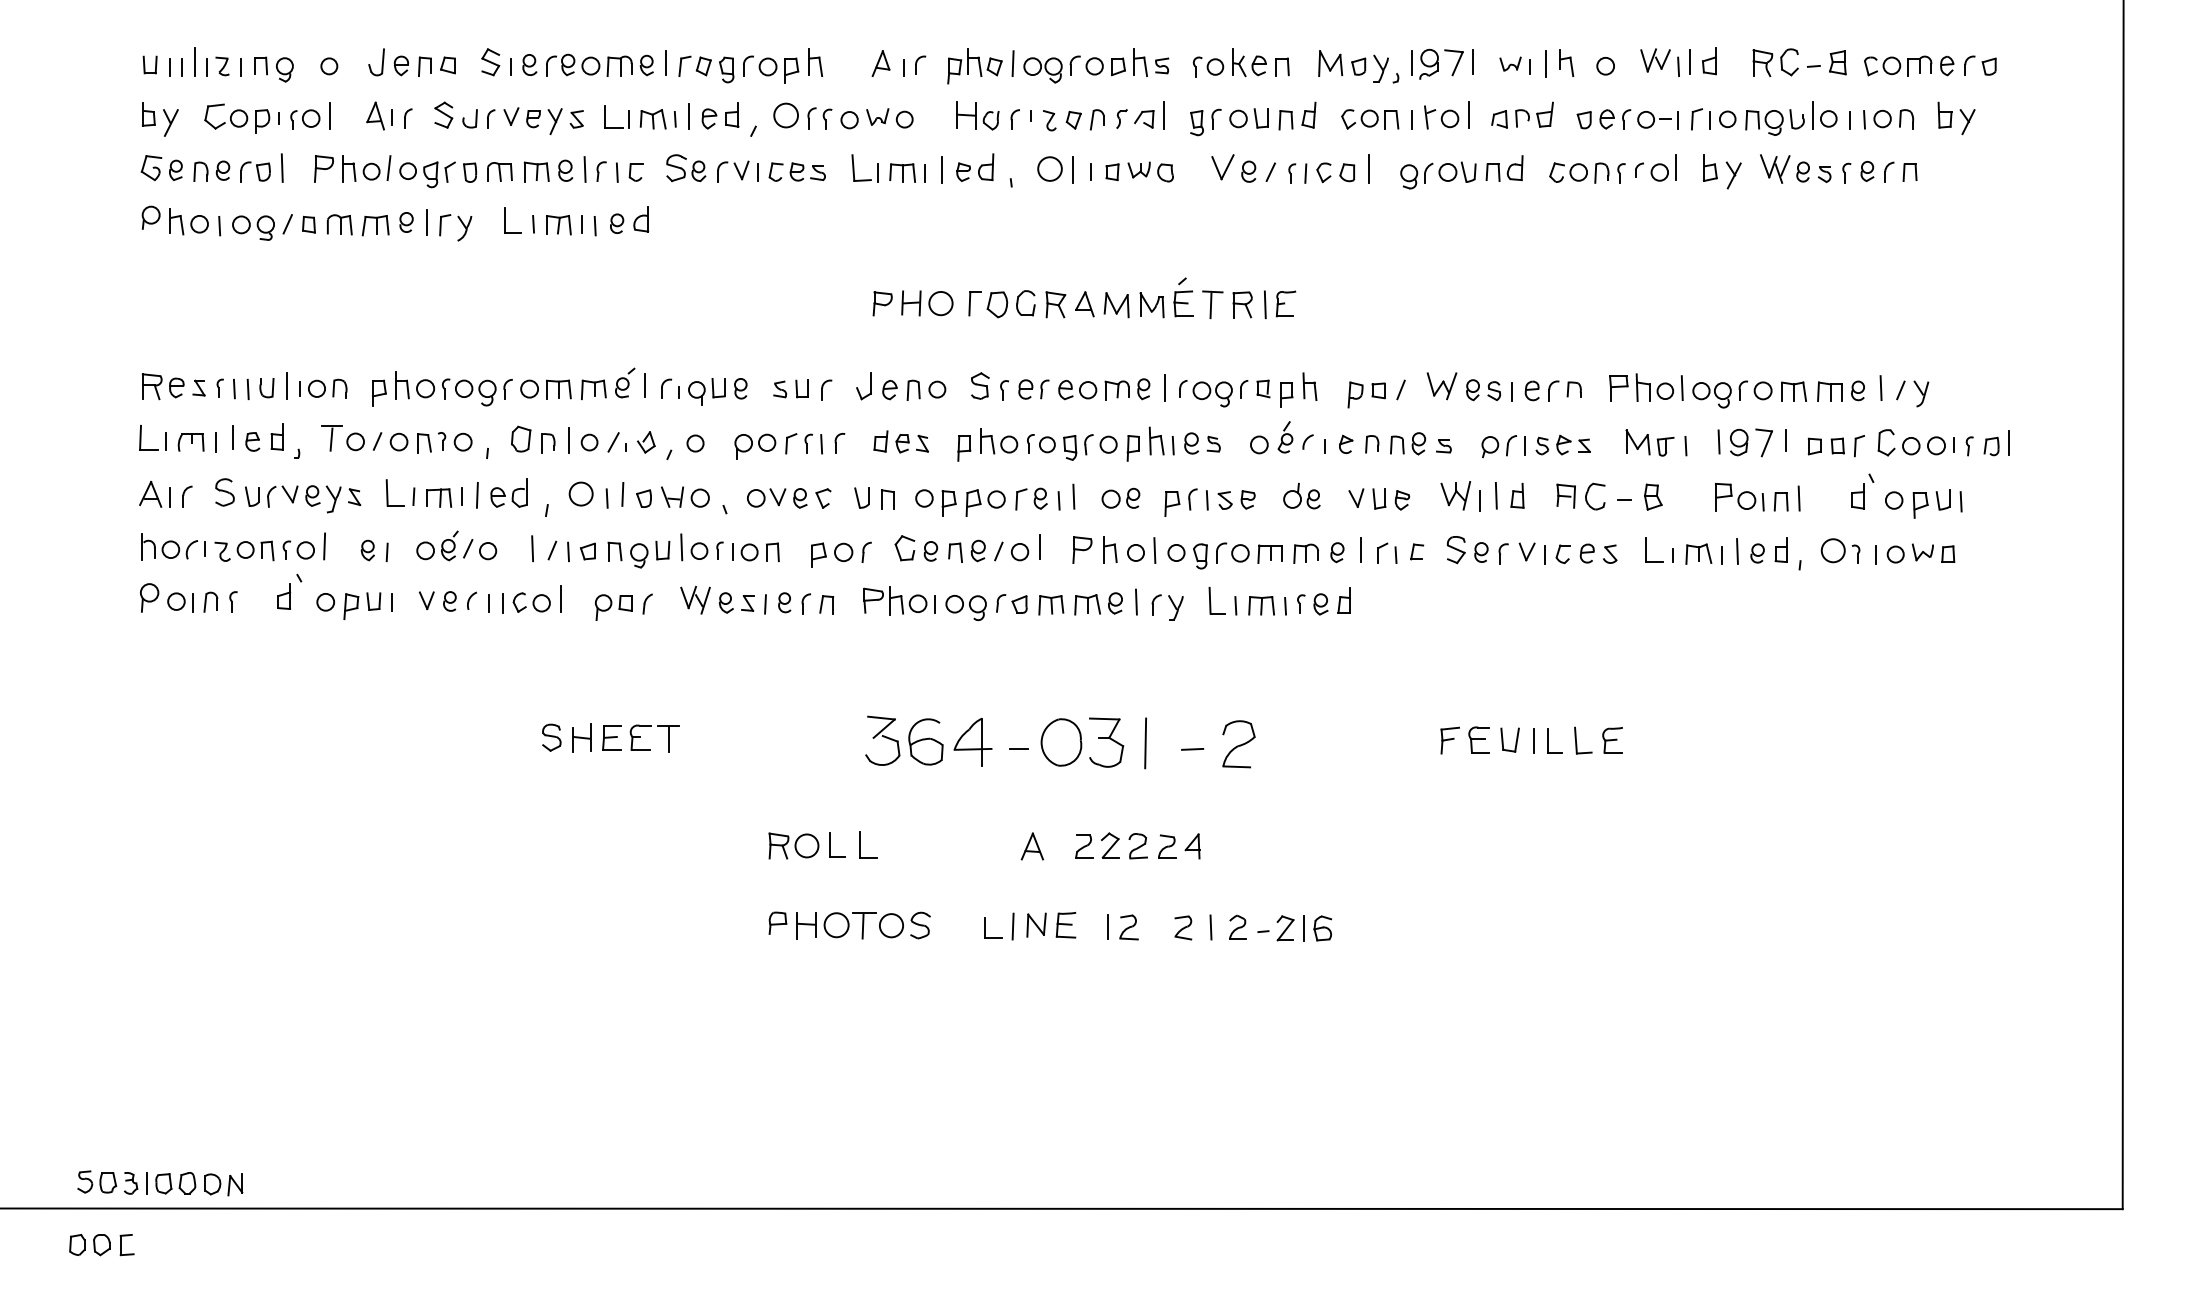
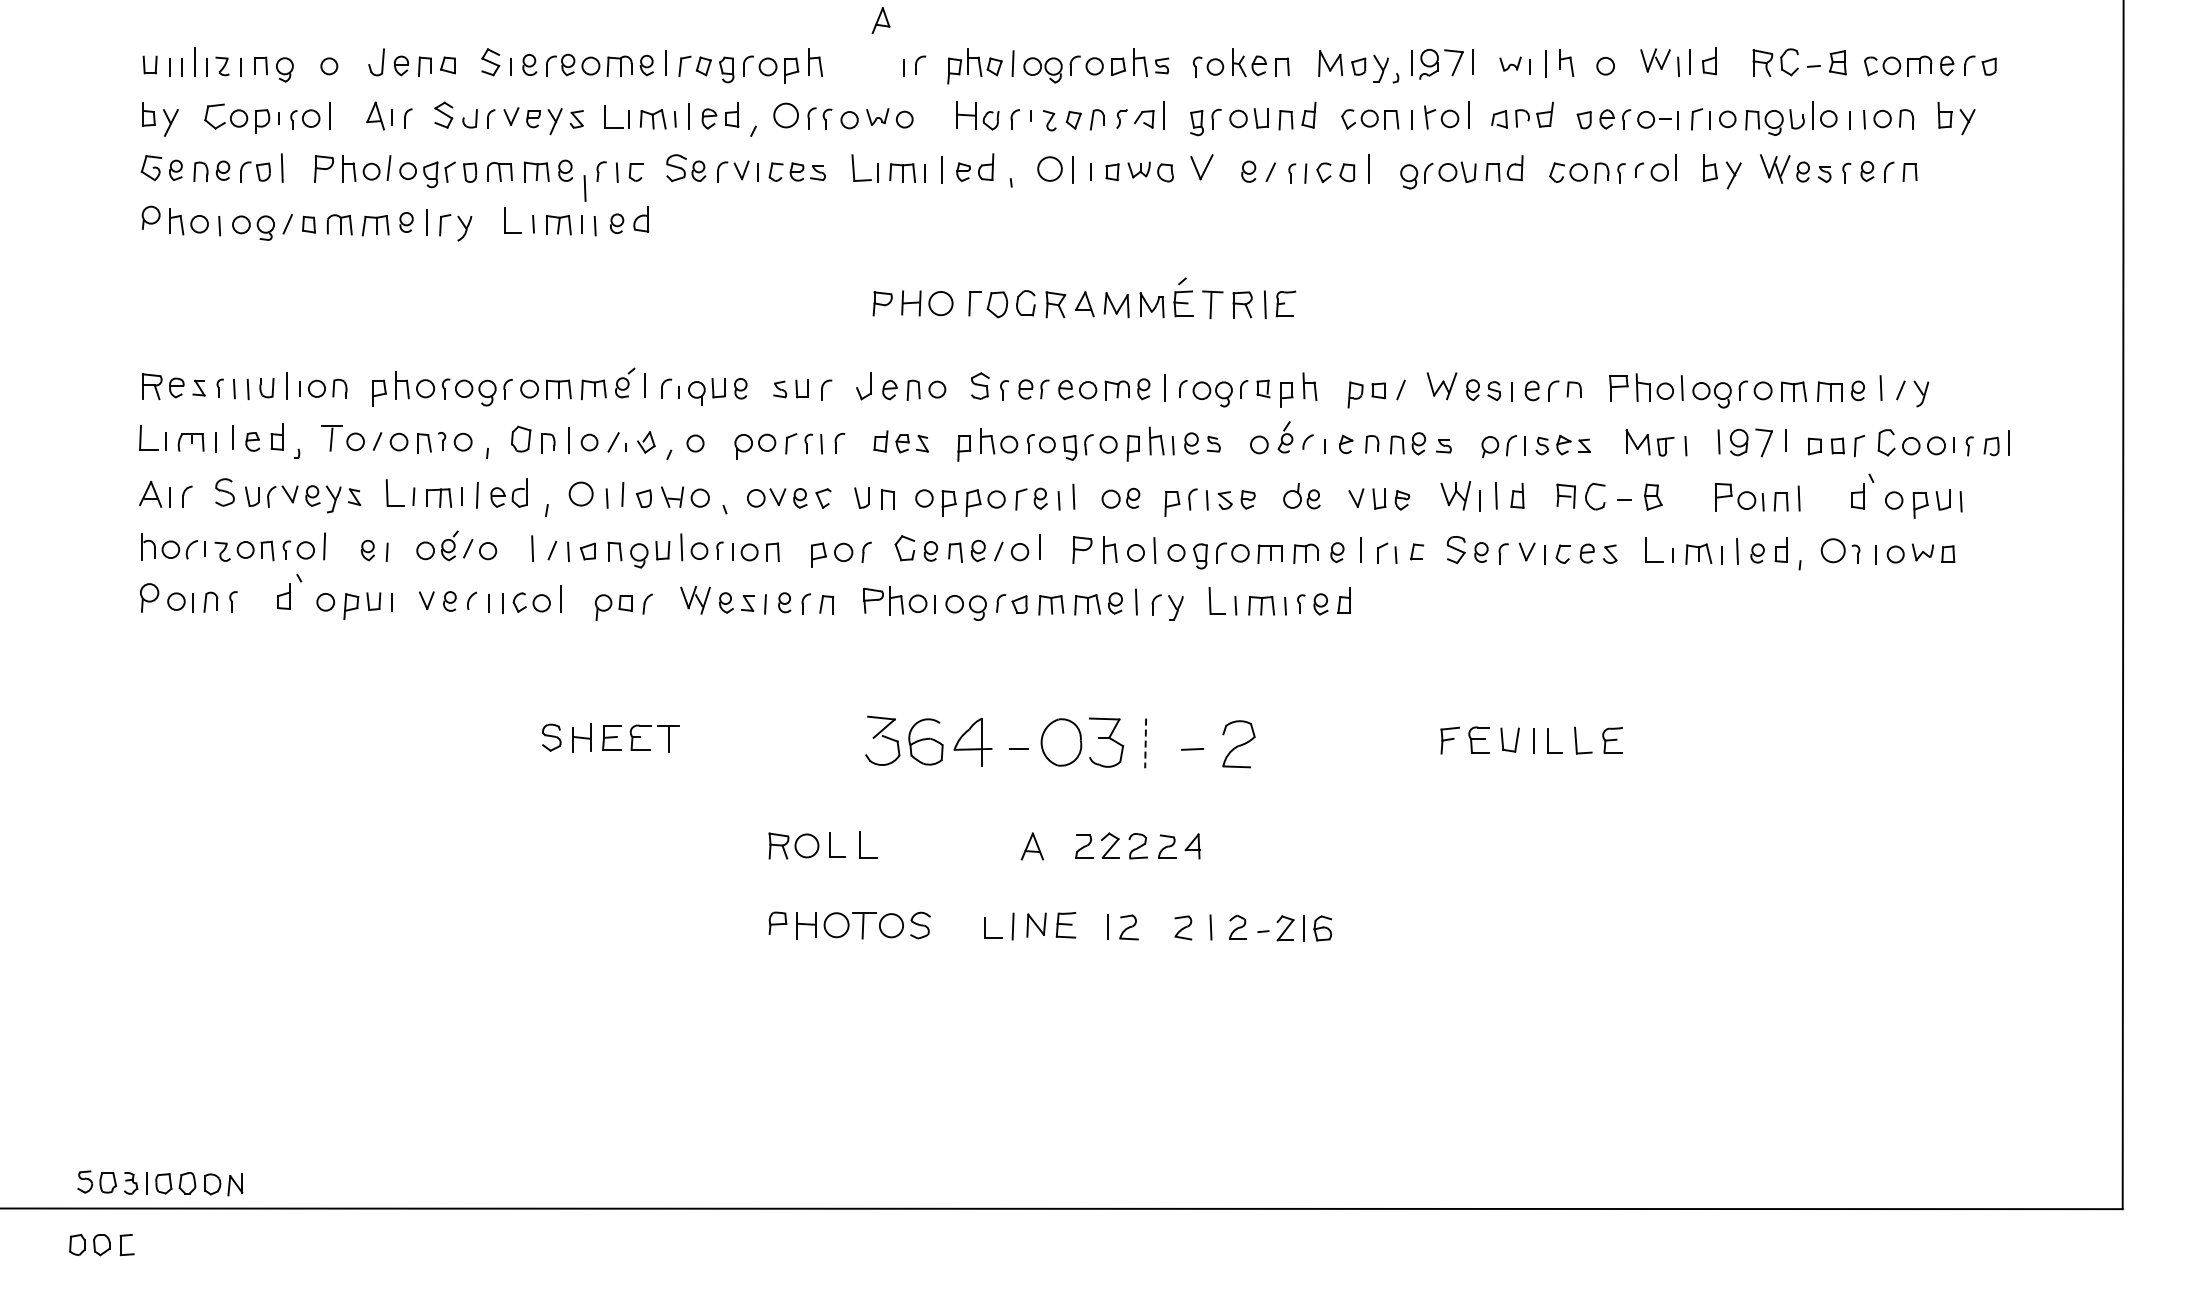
part position: (880, 63) -> (880, 20) (880, 20)
part position: (1222, 167) -> (1201, 167) (1201, 167)
line position: (584, 169) -> (584, 188) (584, 188)
line: solid -> dashed (1145, 743)
